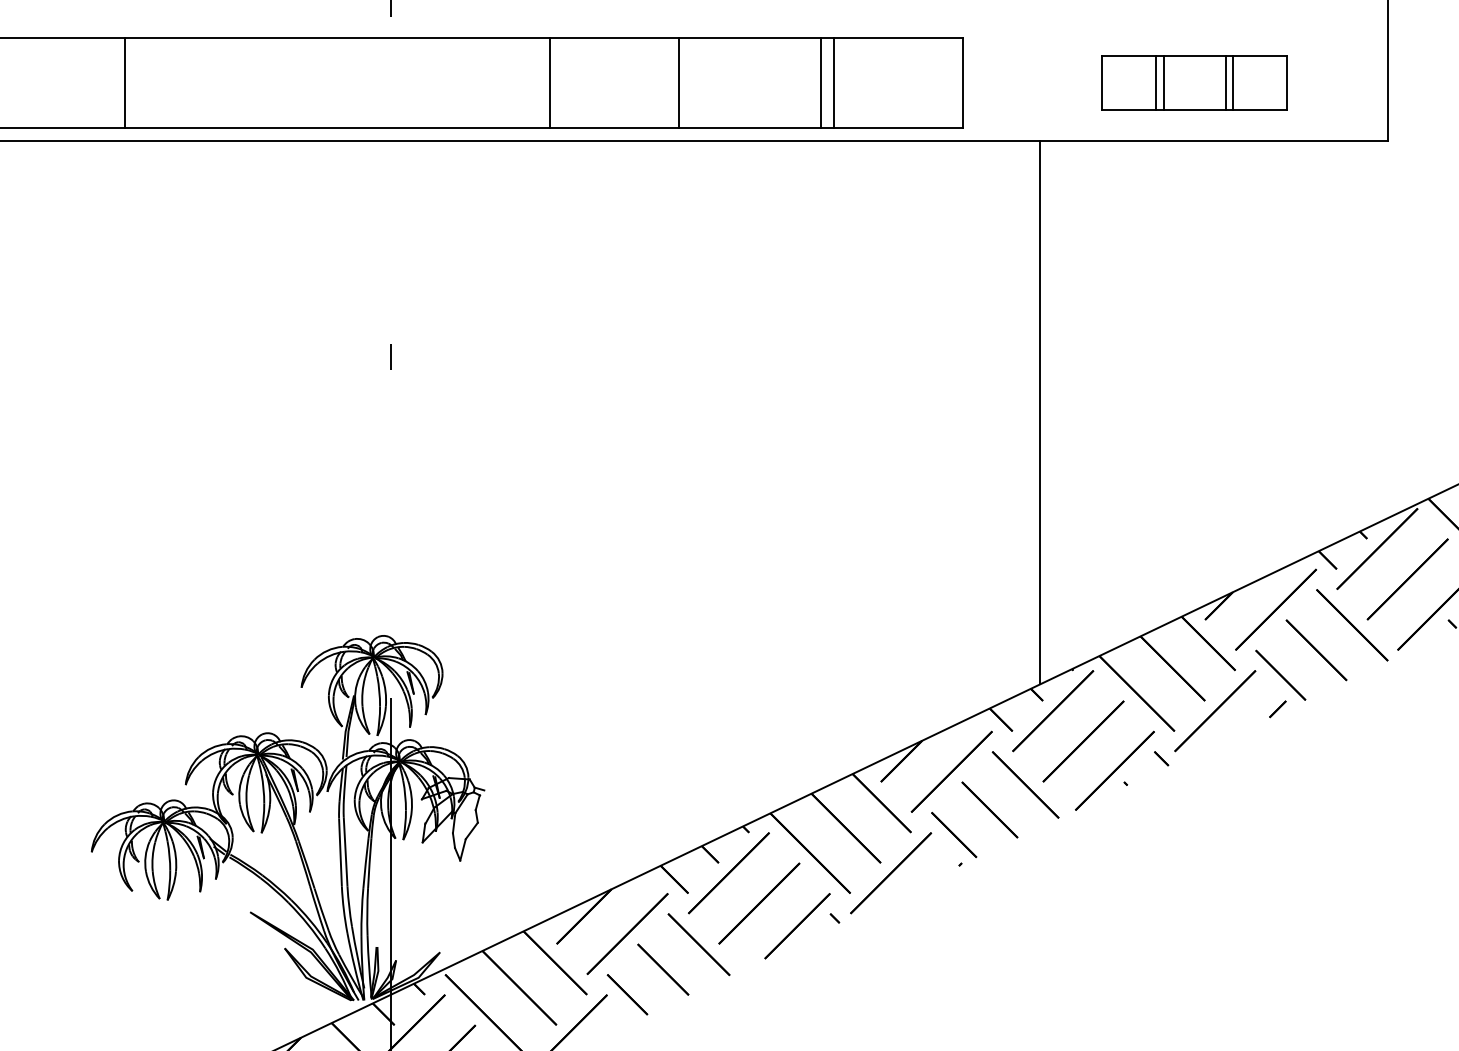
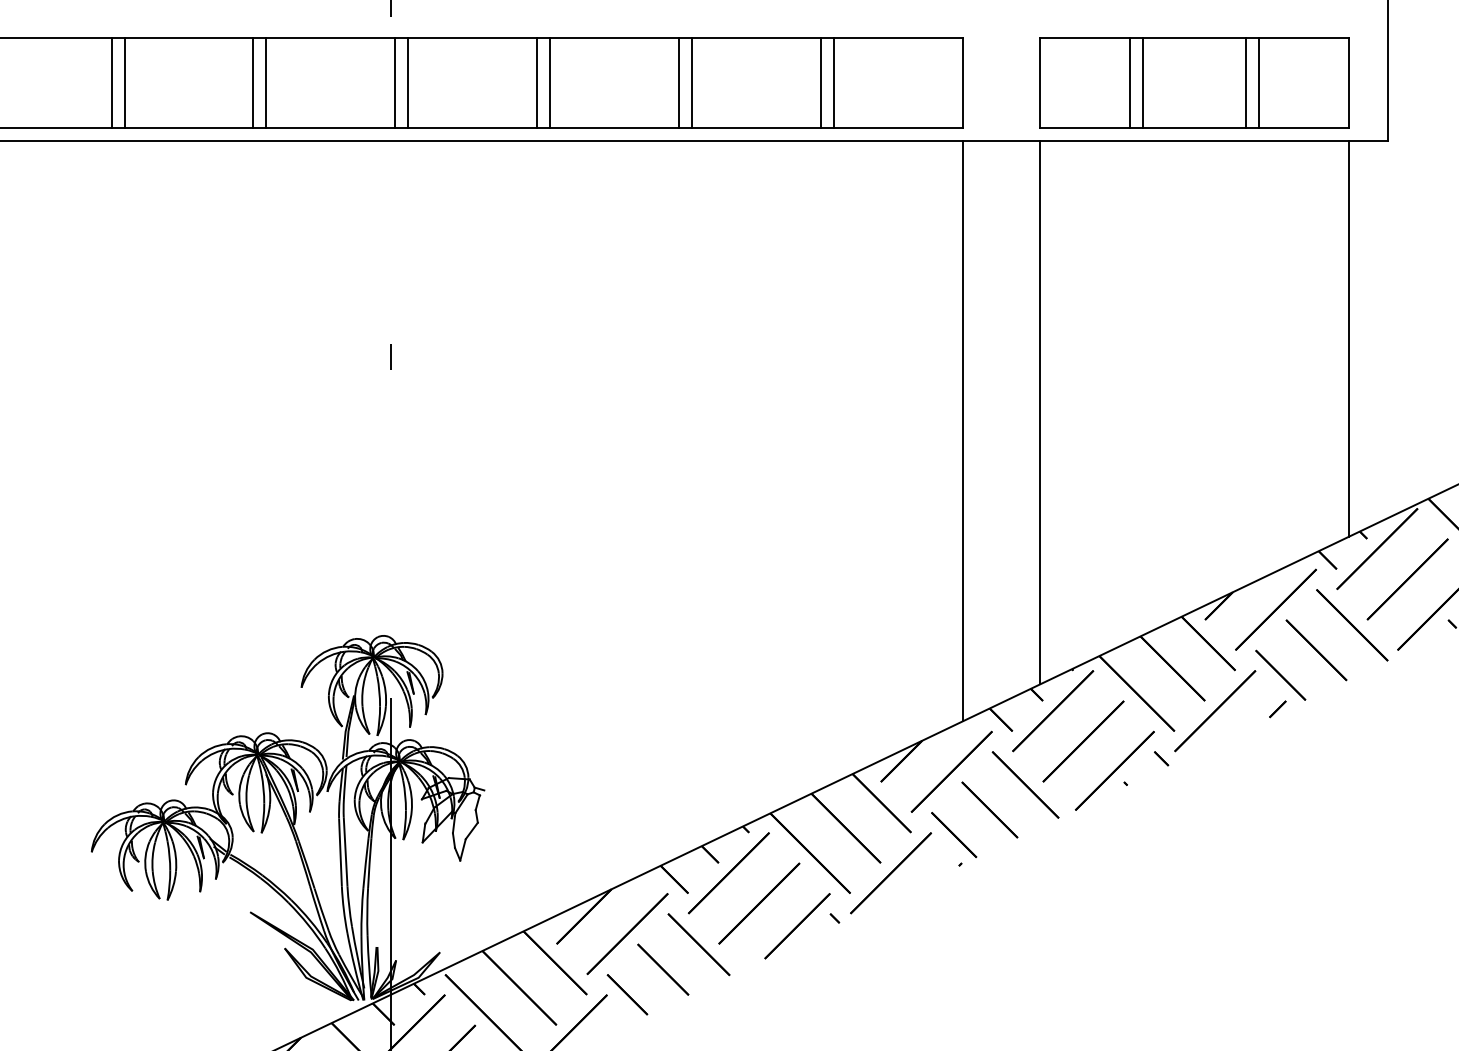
line: none -> present (111, 82)
line: none -> present (253, 82)
line: none -> present (266, 82)
line: none -> present (395, 82)
line: none -> present (408, 82)
line: none -> present (537, 82)
line: none -> present (691, 82)
part size: 187x56 px -> 311x92 px (1194, 82)
line: none -> present (1349, 338)
line: none -> present (962, 430)
